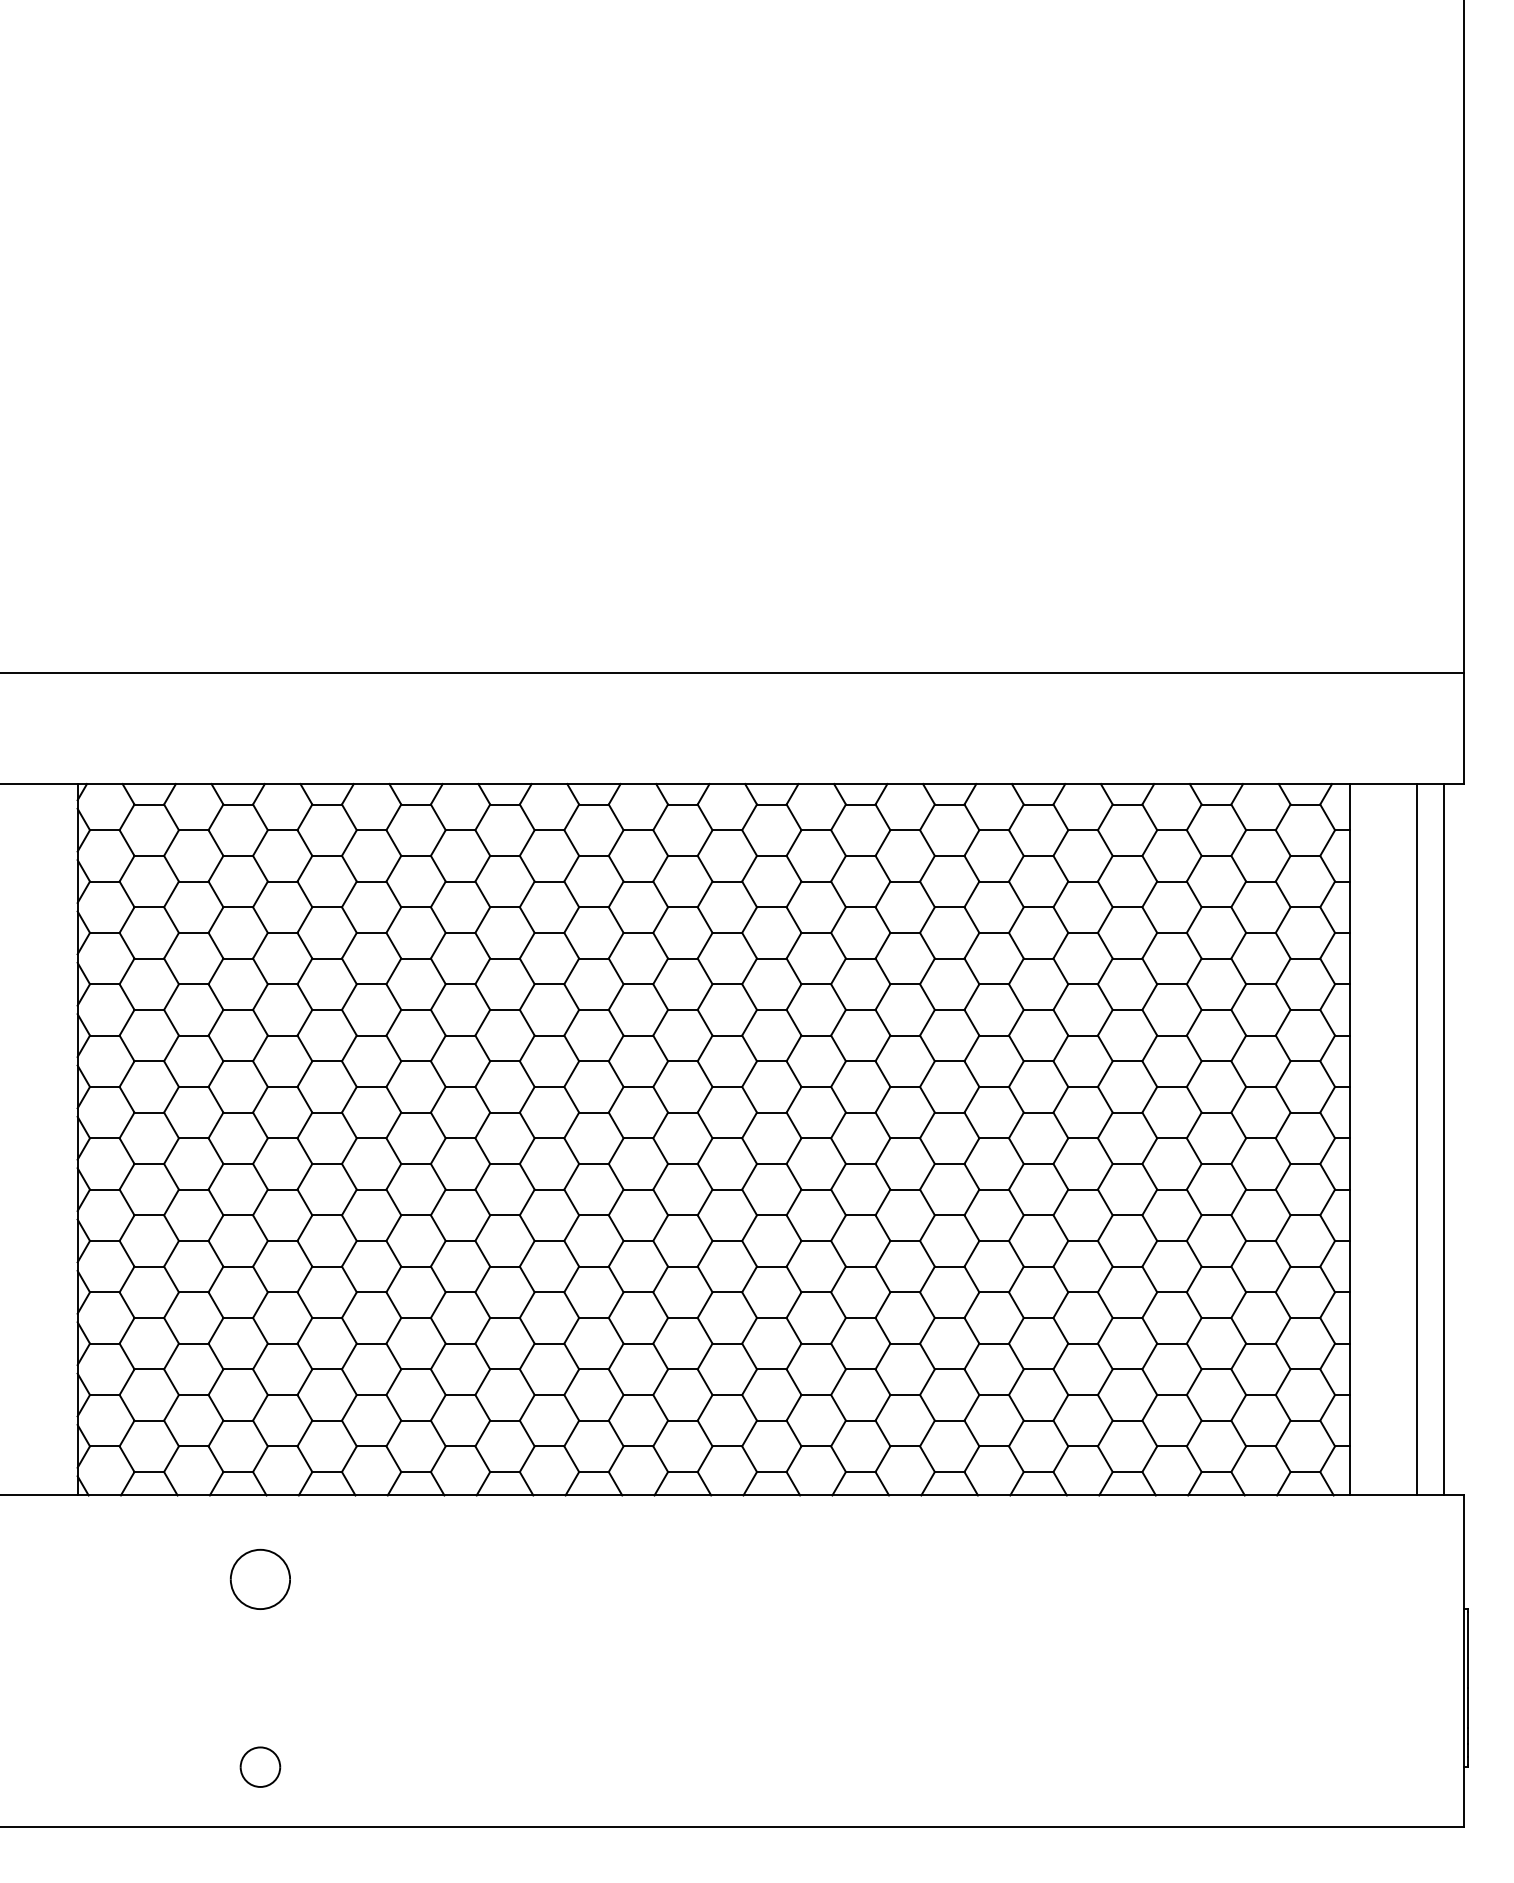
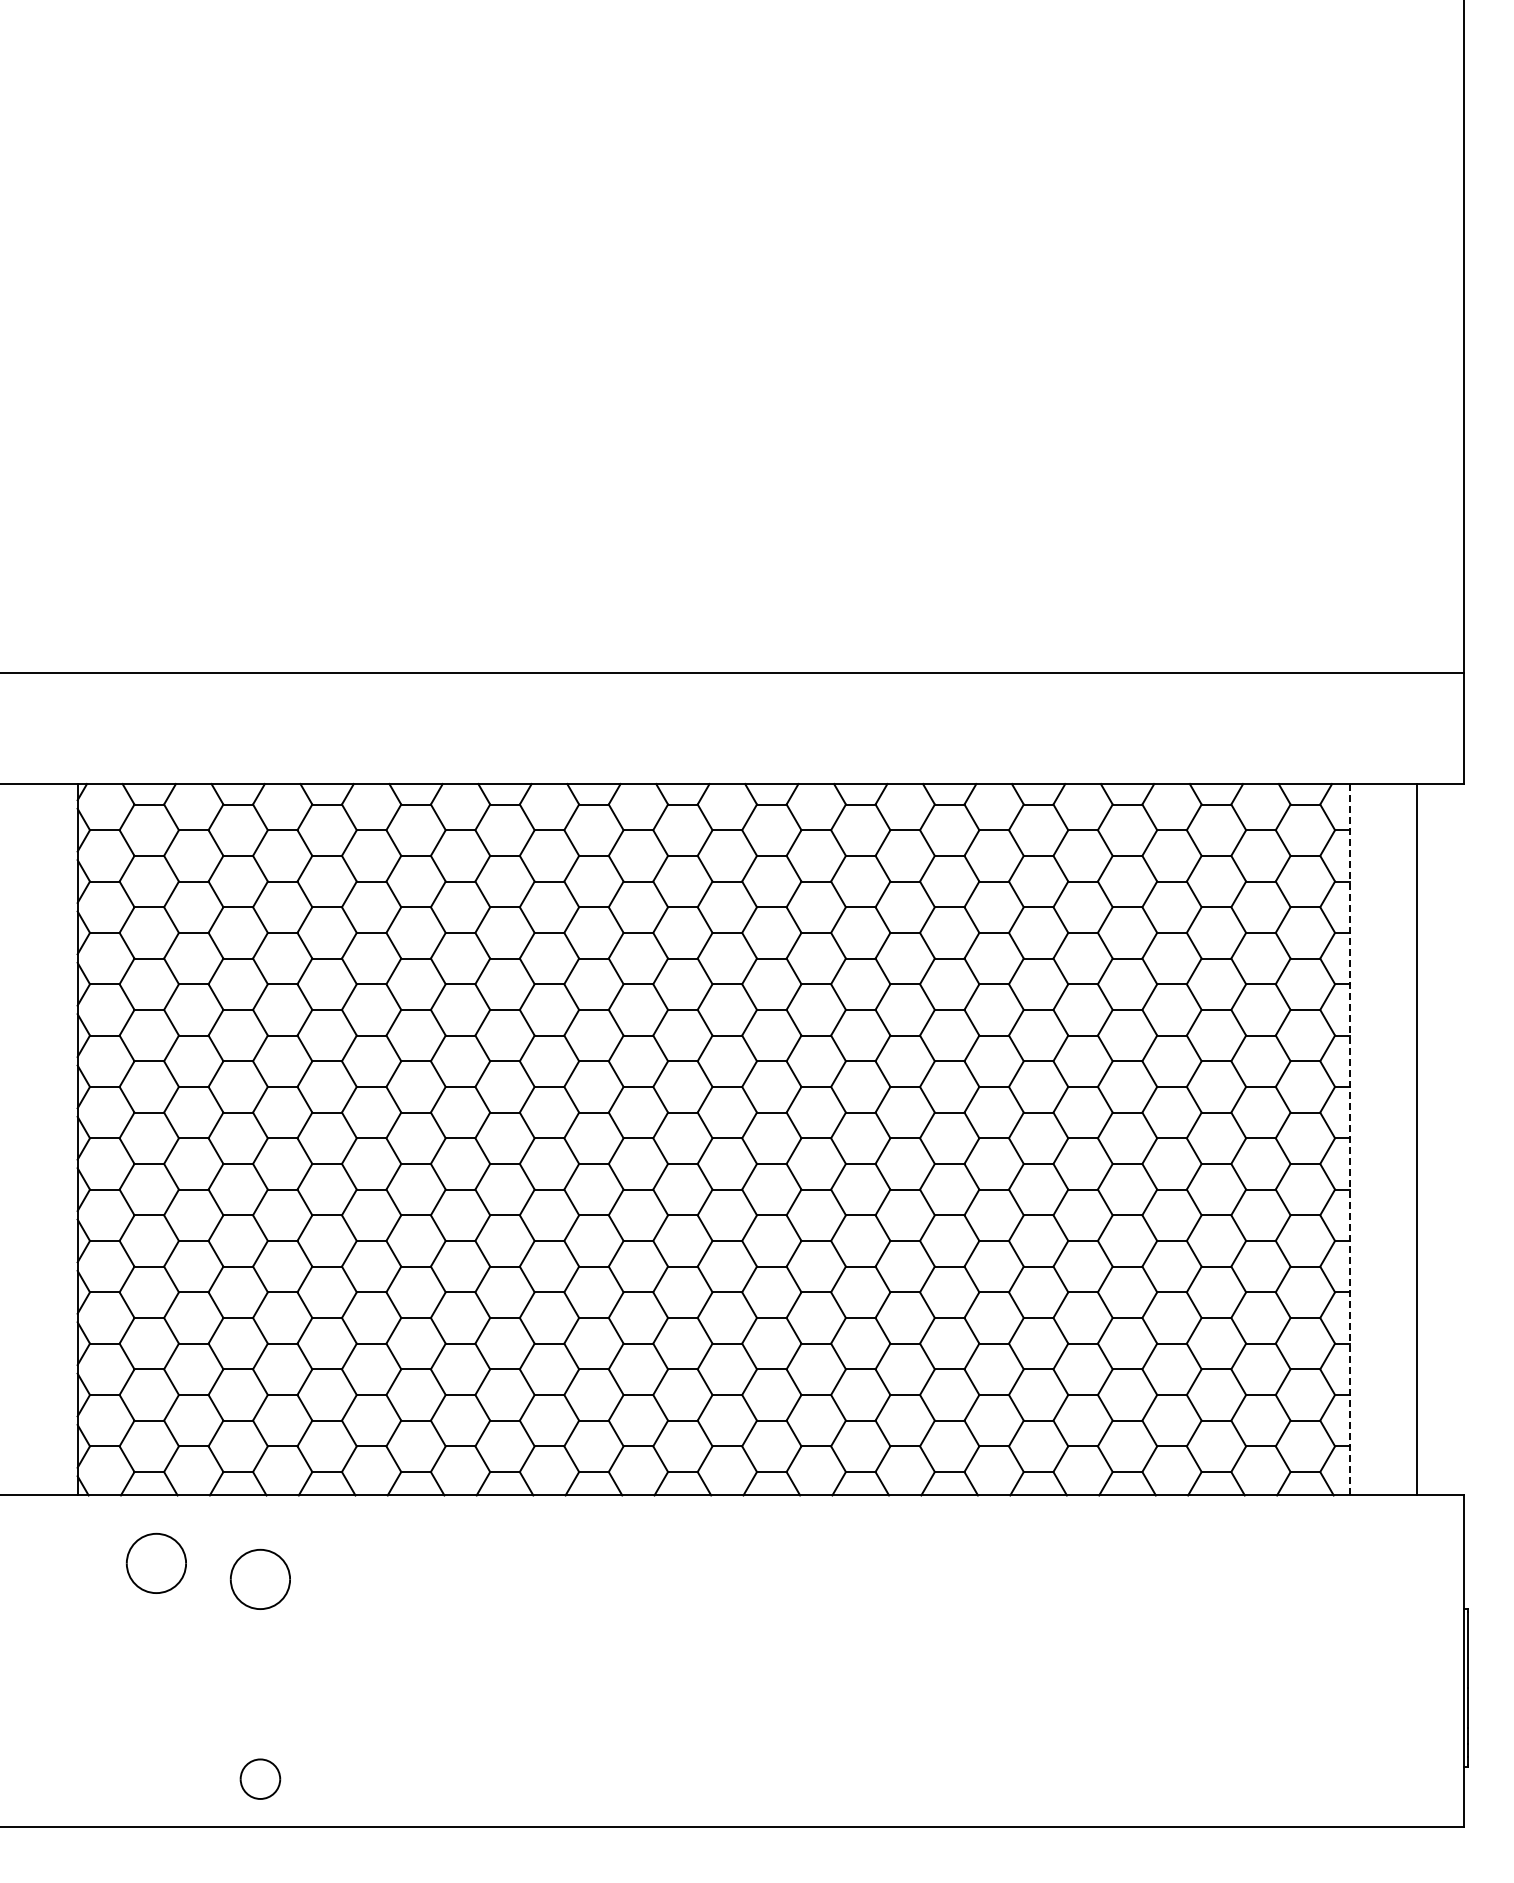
line: solid -> dashed (1349, 1139)
line: present -> none (1443, 1139)
part: none -> present (155, 1562)
part position: (260, 1766) -> (260, 1778) (260, 1778)
